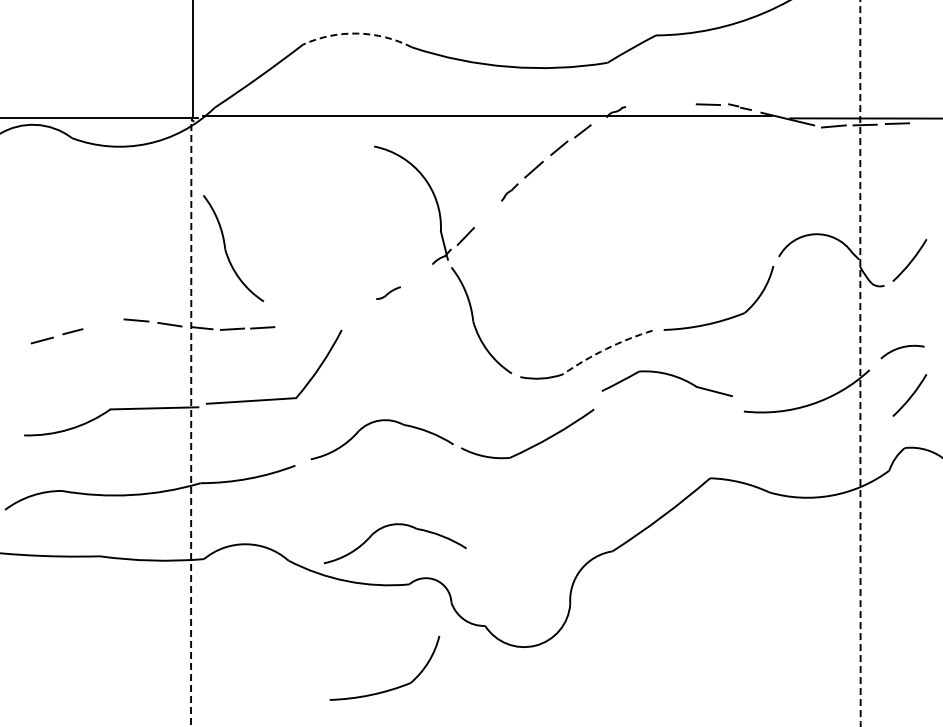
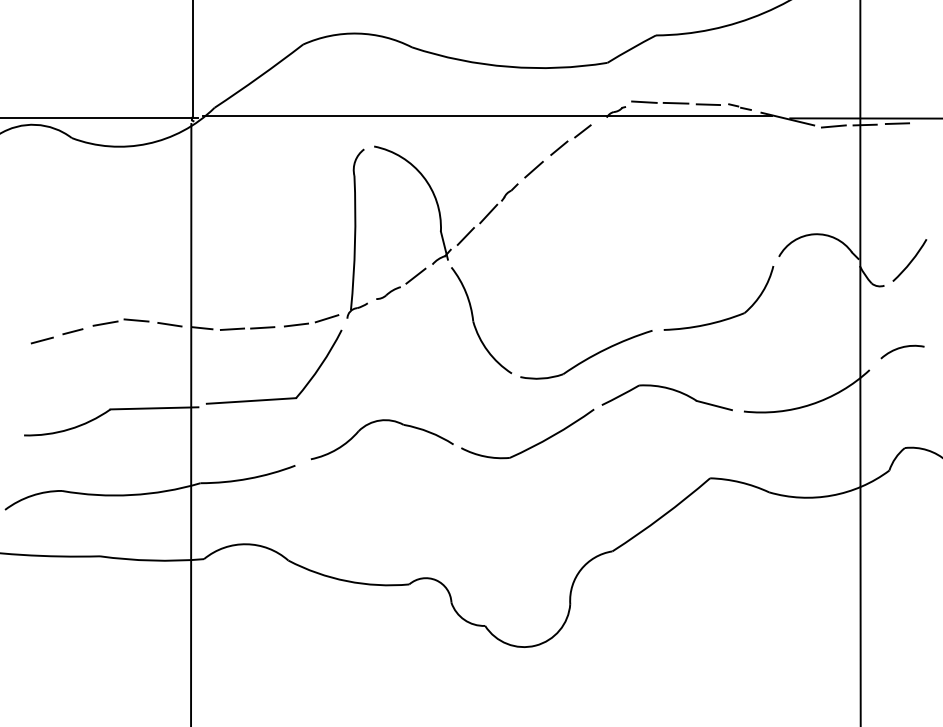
arc: dashed -> solid (357, 33)
line: none -> present (644, 101)
line: none -> present (675, 102)
line: none -> present (488, 213)
part: none -> present (354, 237)
part: present -> none (226, 249)
line: none -> present (415, 275)
line: none -> present (105, 323)
arc: dashed -> solid (606, 349)
arc: dashed -> solid (860, 363)
part position: (667, 375) -> (667, 389) (667, 389)
arc: present -> none (910, 395)
line: dashed -> solid (191, 425)
part: present -> none (389, 526)
part: present -> none (391, 688)
